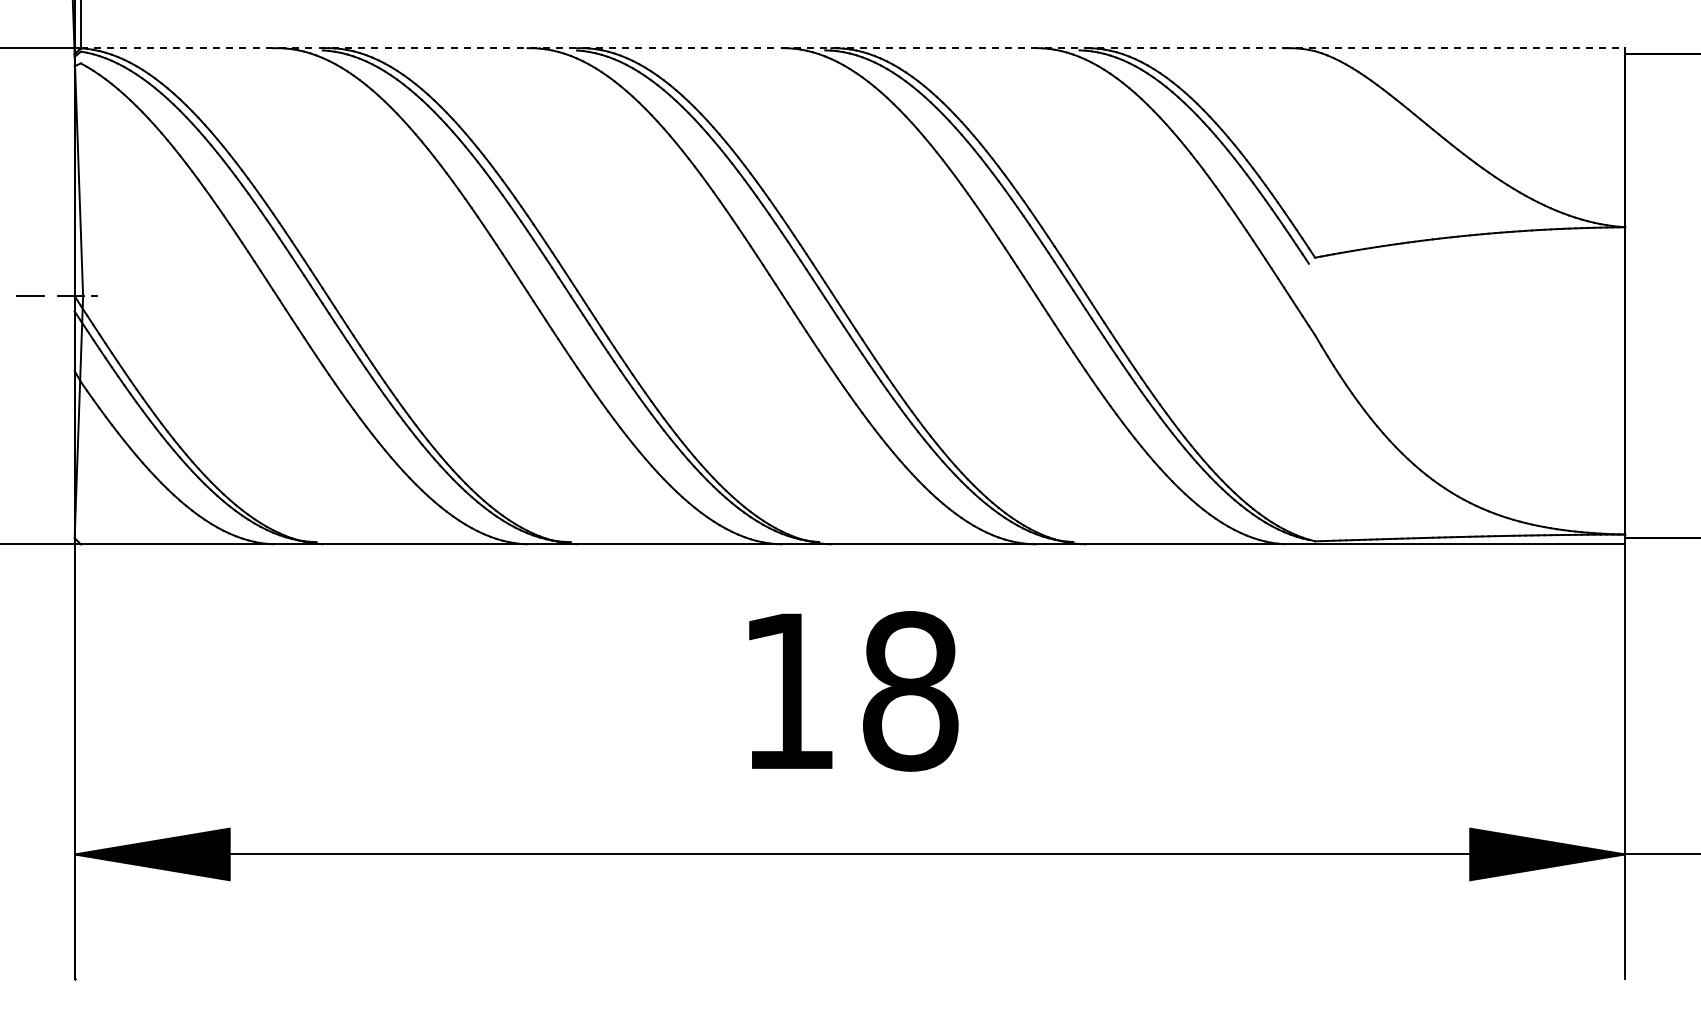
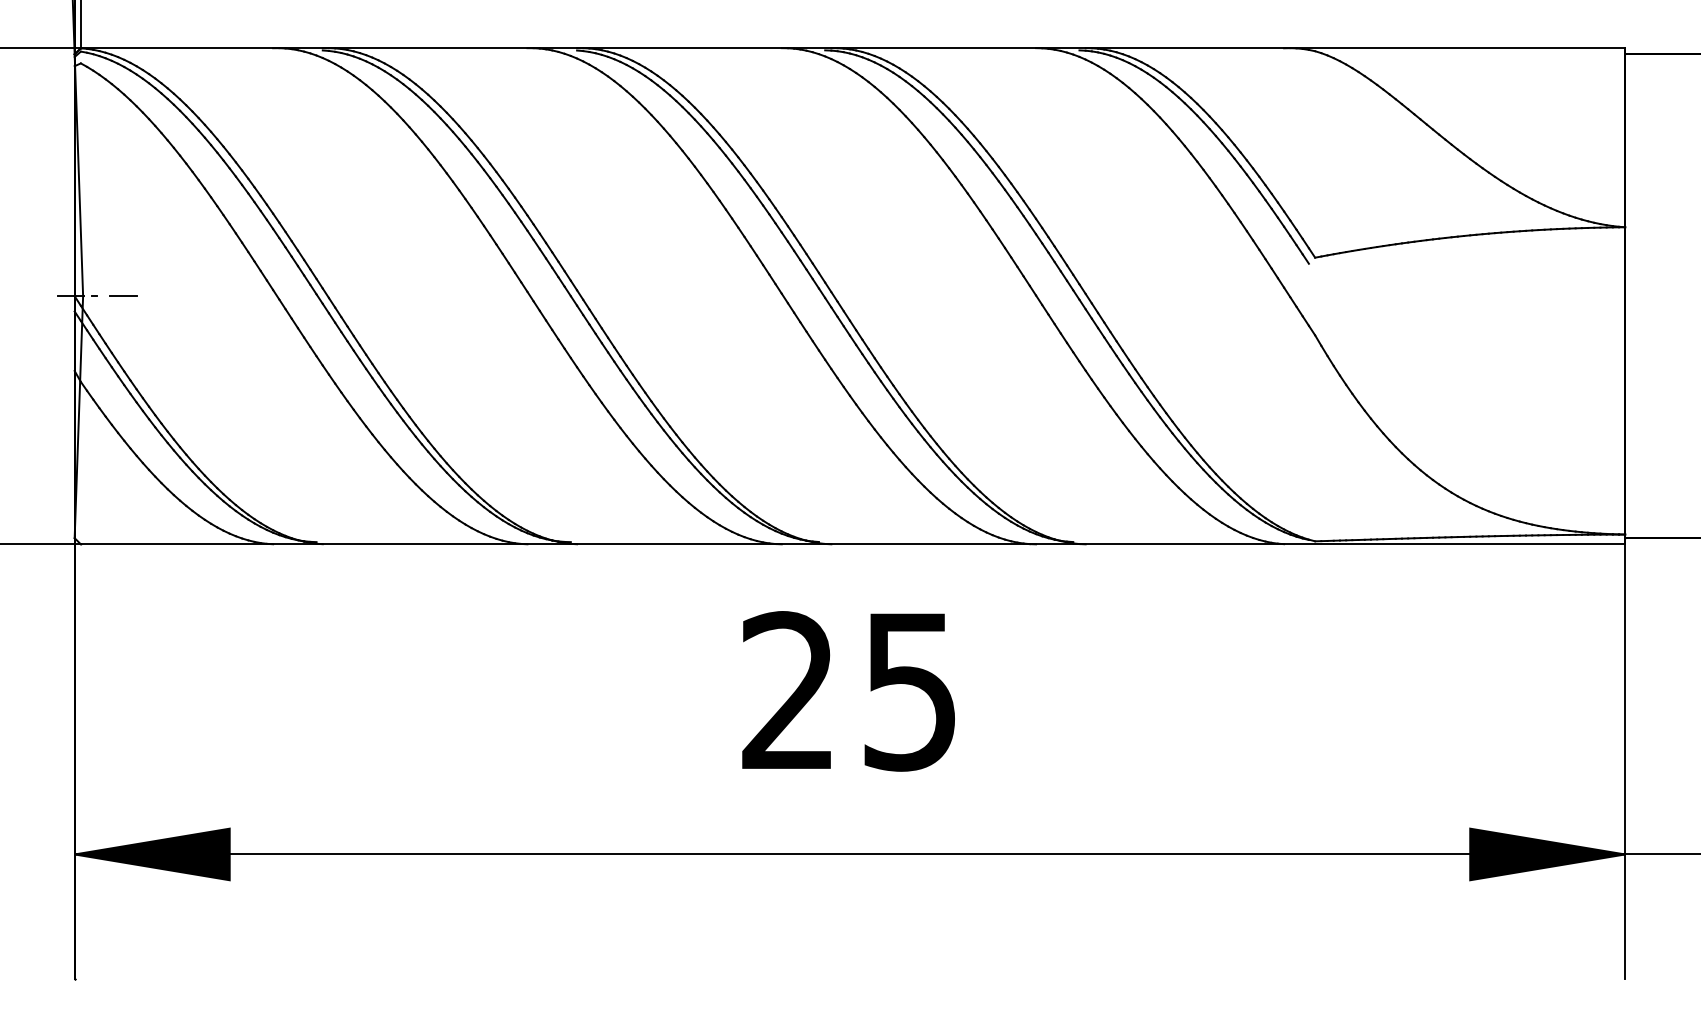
line: dashed -> solid (853, 48)
line position: (30, 295) -> (123, 295) (123, 295)
text: 18 -> 25 (850, 691)
